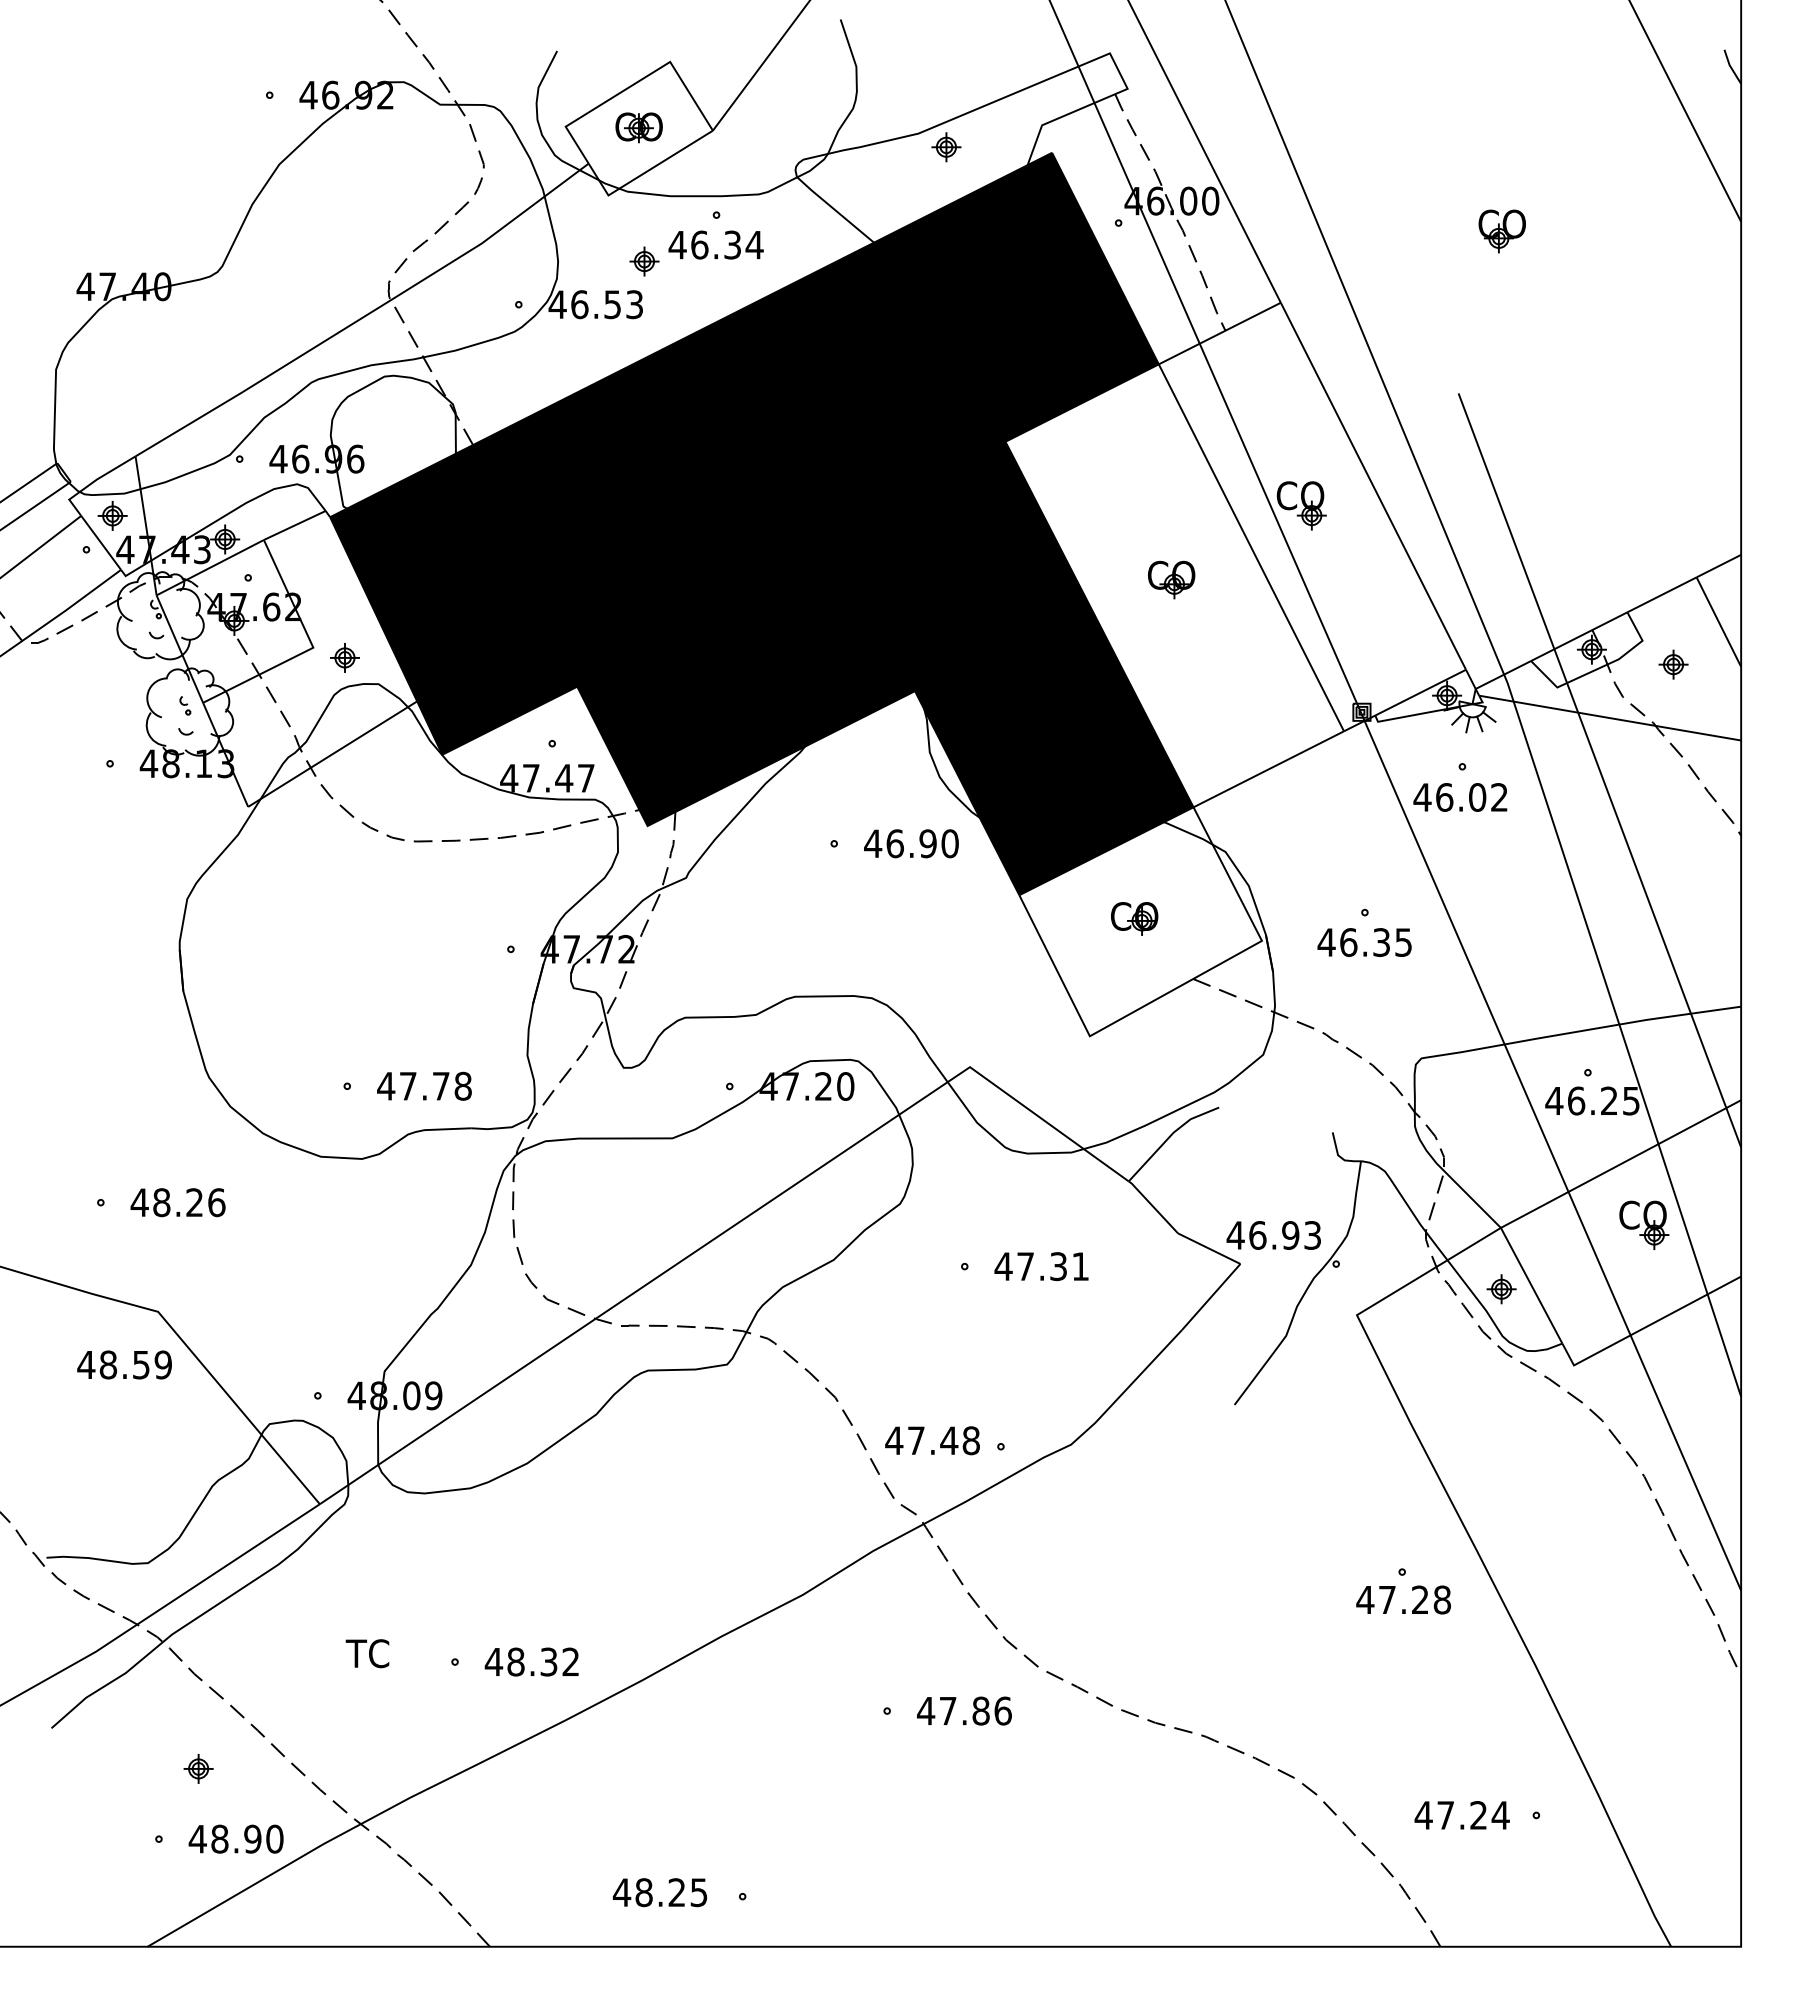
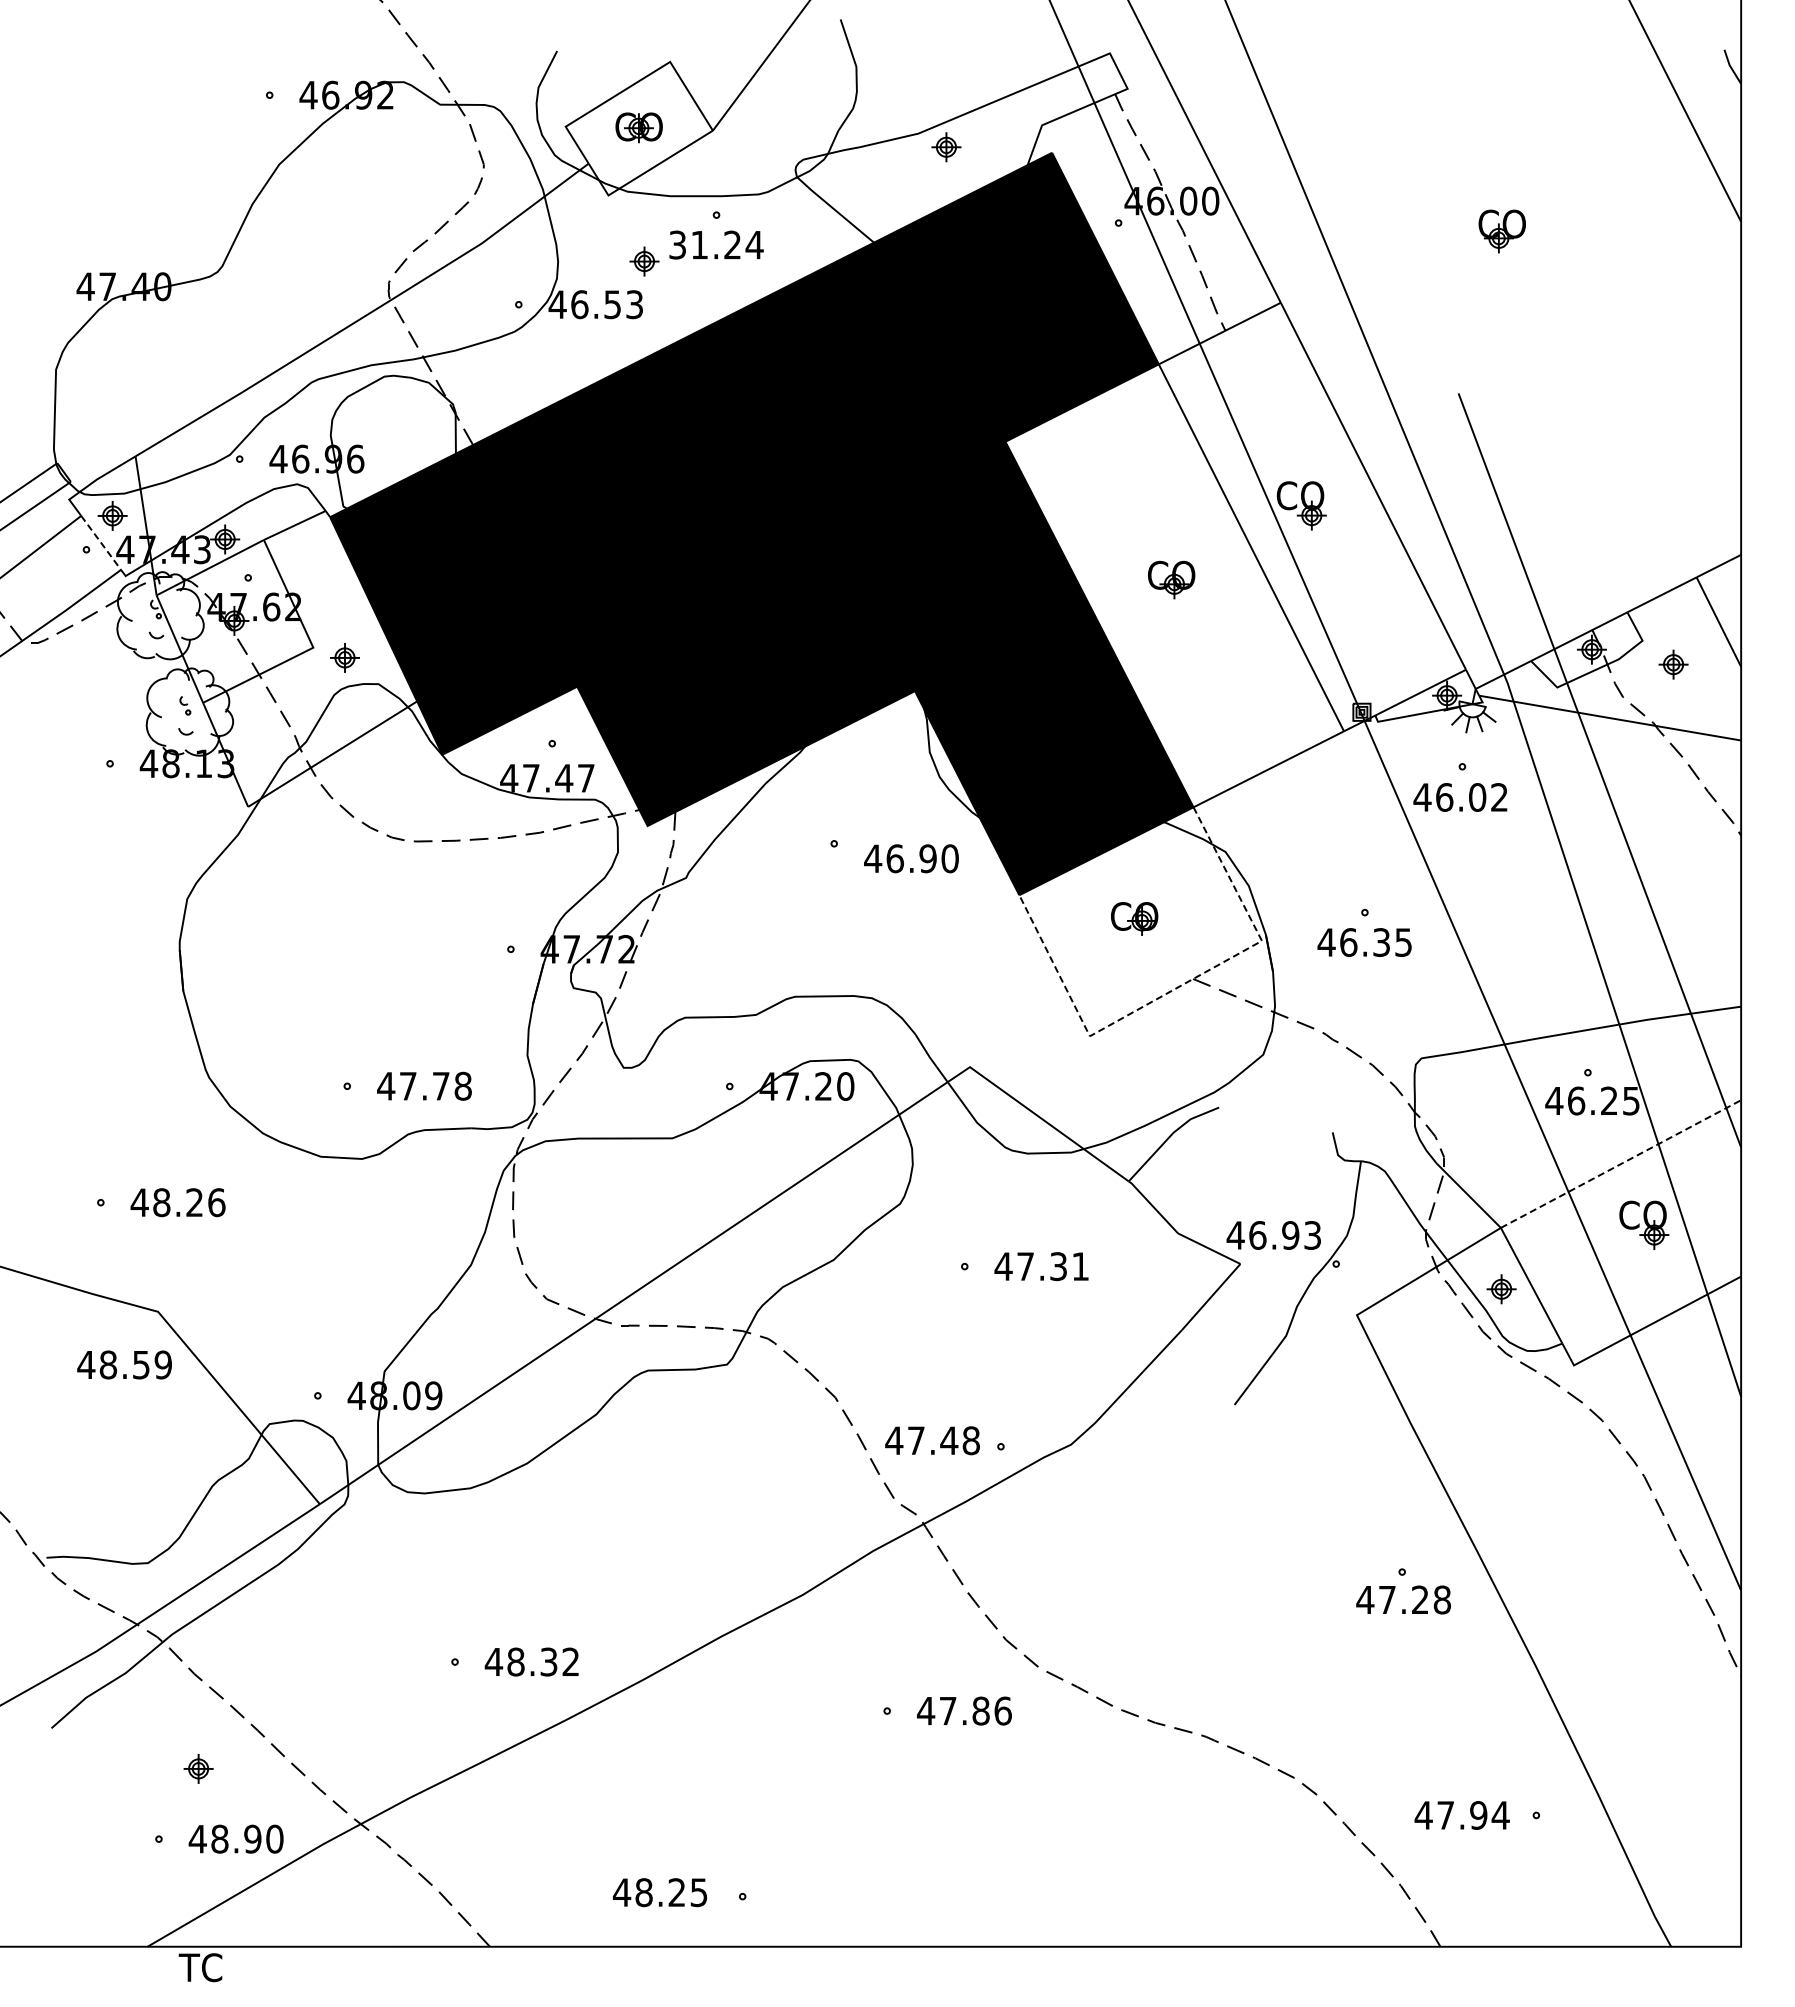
text: 46.34 -> 31.24 (704, 244)
line: solid -> dashed (101, 542)
text position: (911, 843) -> (911, 858) (911, 858)
line: solid -> dashed (1172, 990)
line: solid -> dashed (1621, 1163)
text position: (367, 1653) -> (200, 1967) (200, 1967)
text: 47.24 -> 47.94 (1478, 1815)
